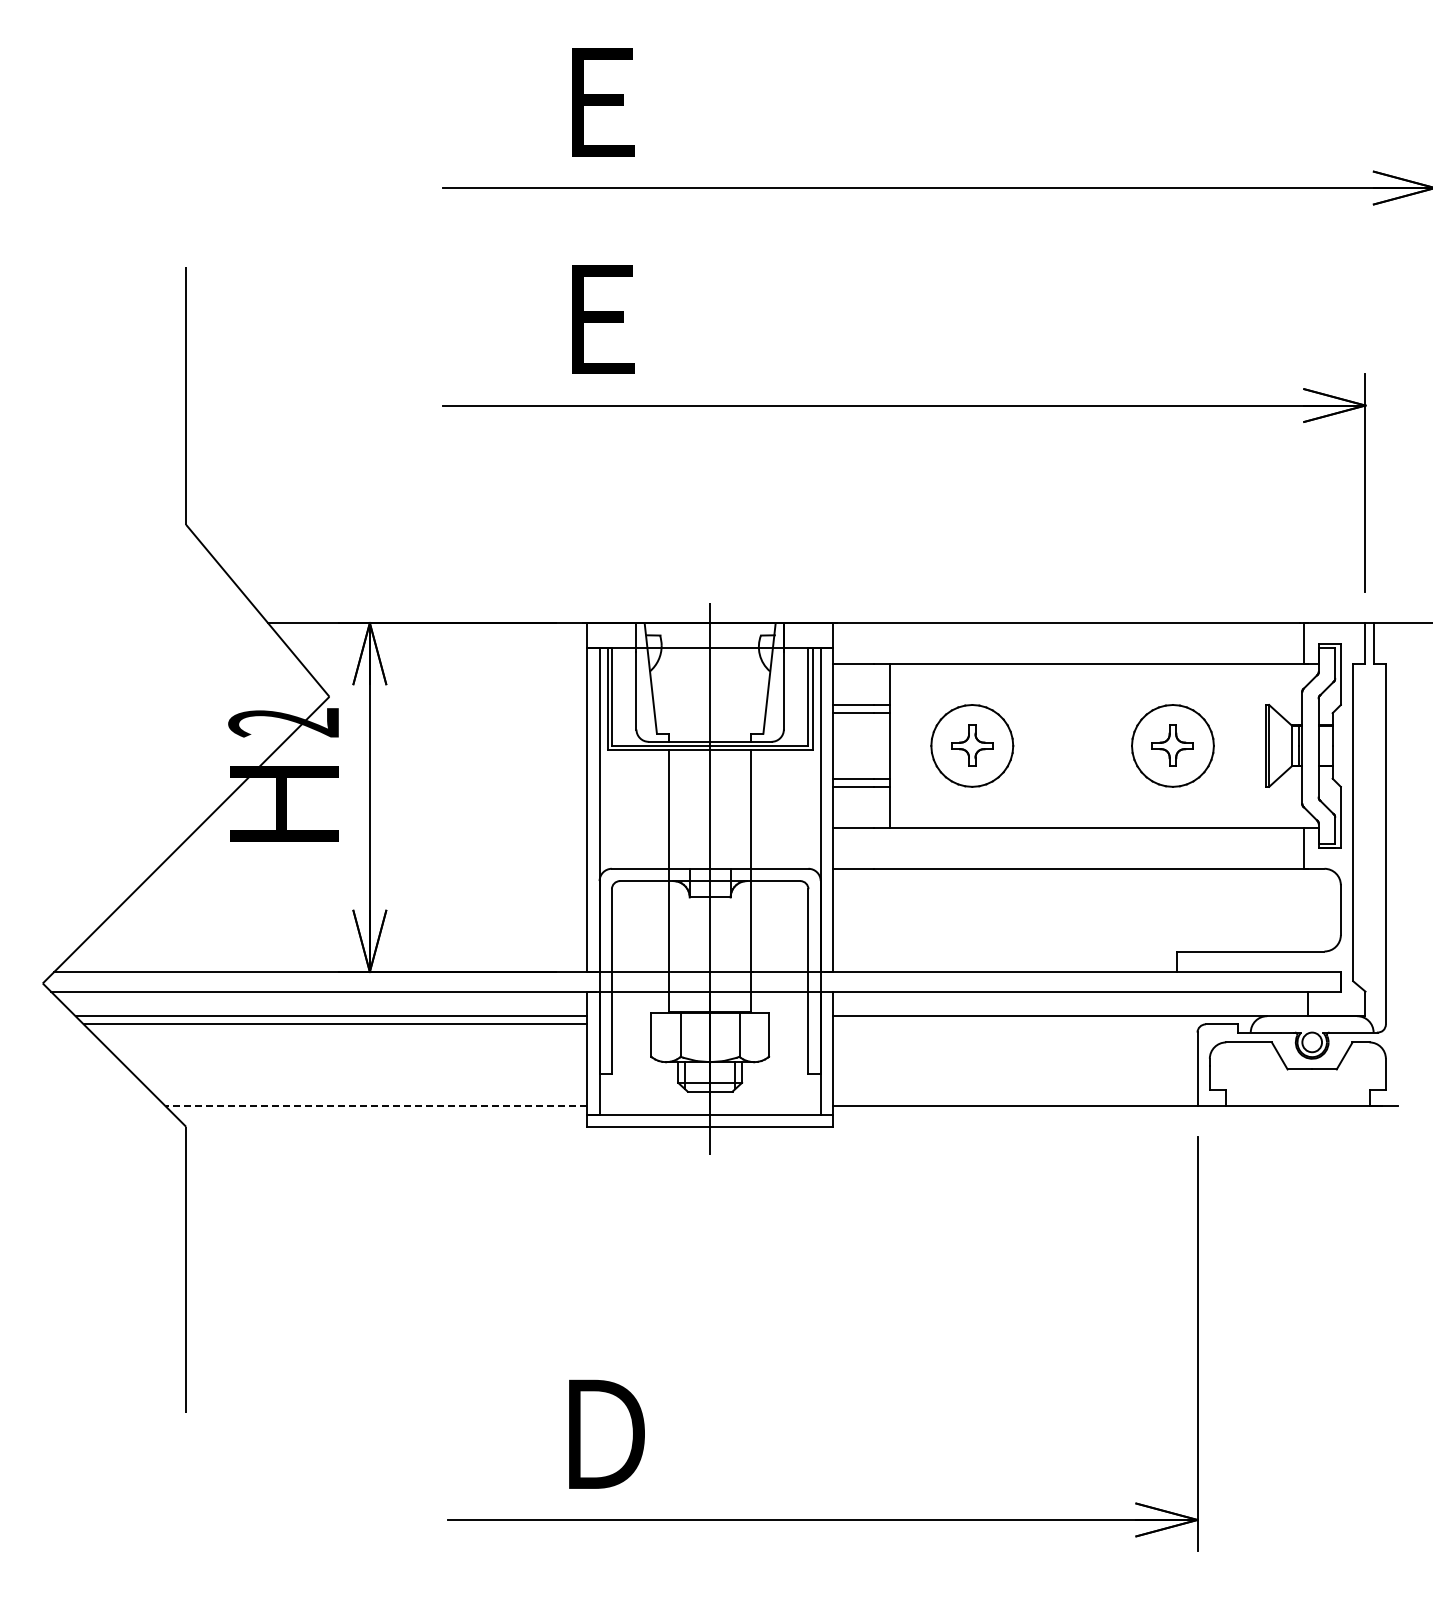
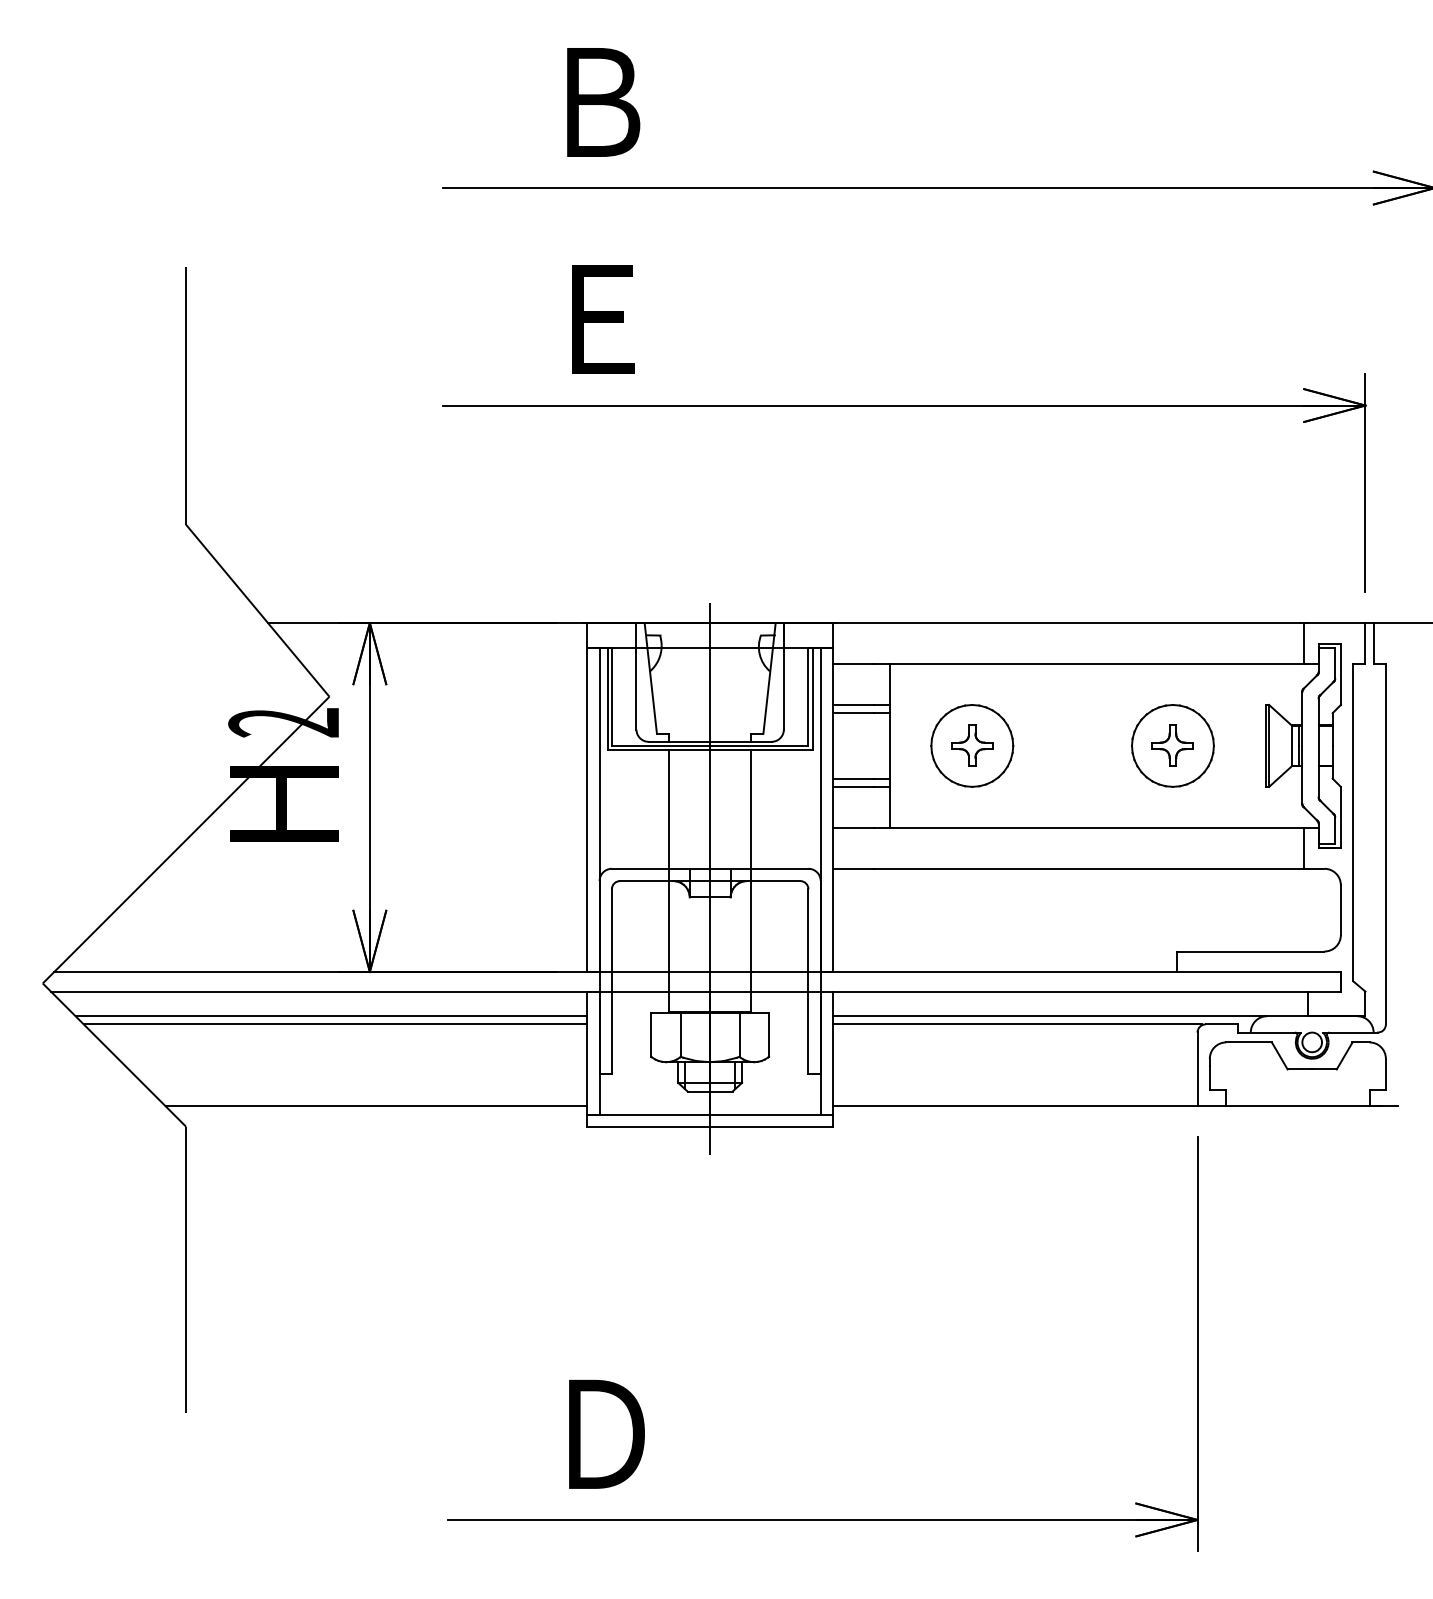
text: Ｅ -> Ｂ (603, 102)
line: none -> present (1017, 1024)
line: dashed -> solid (376, 1106)
